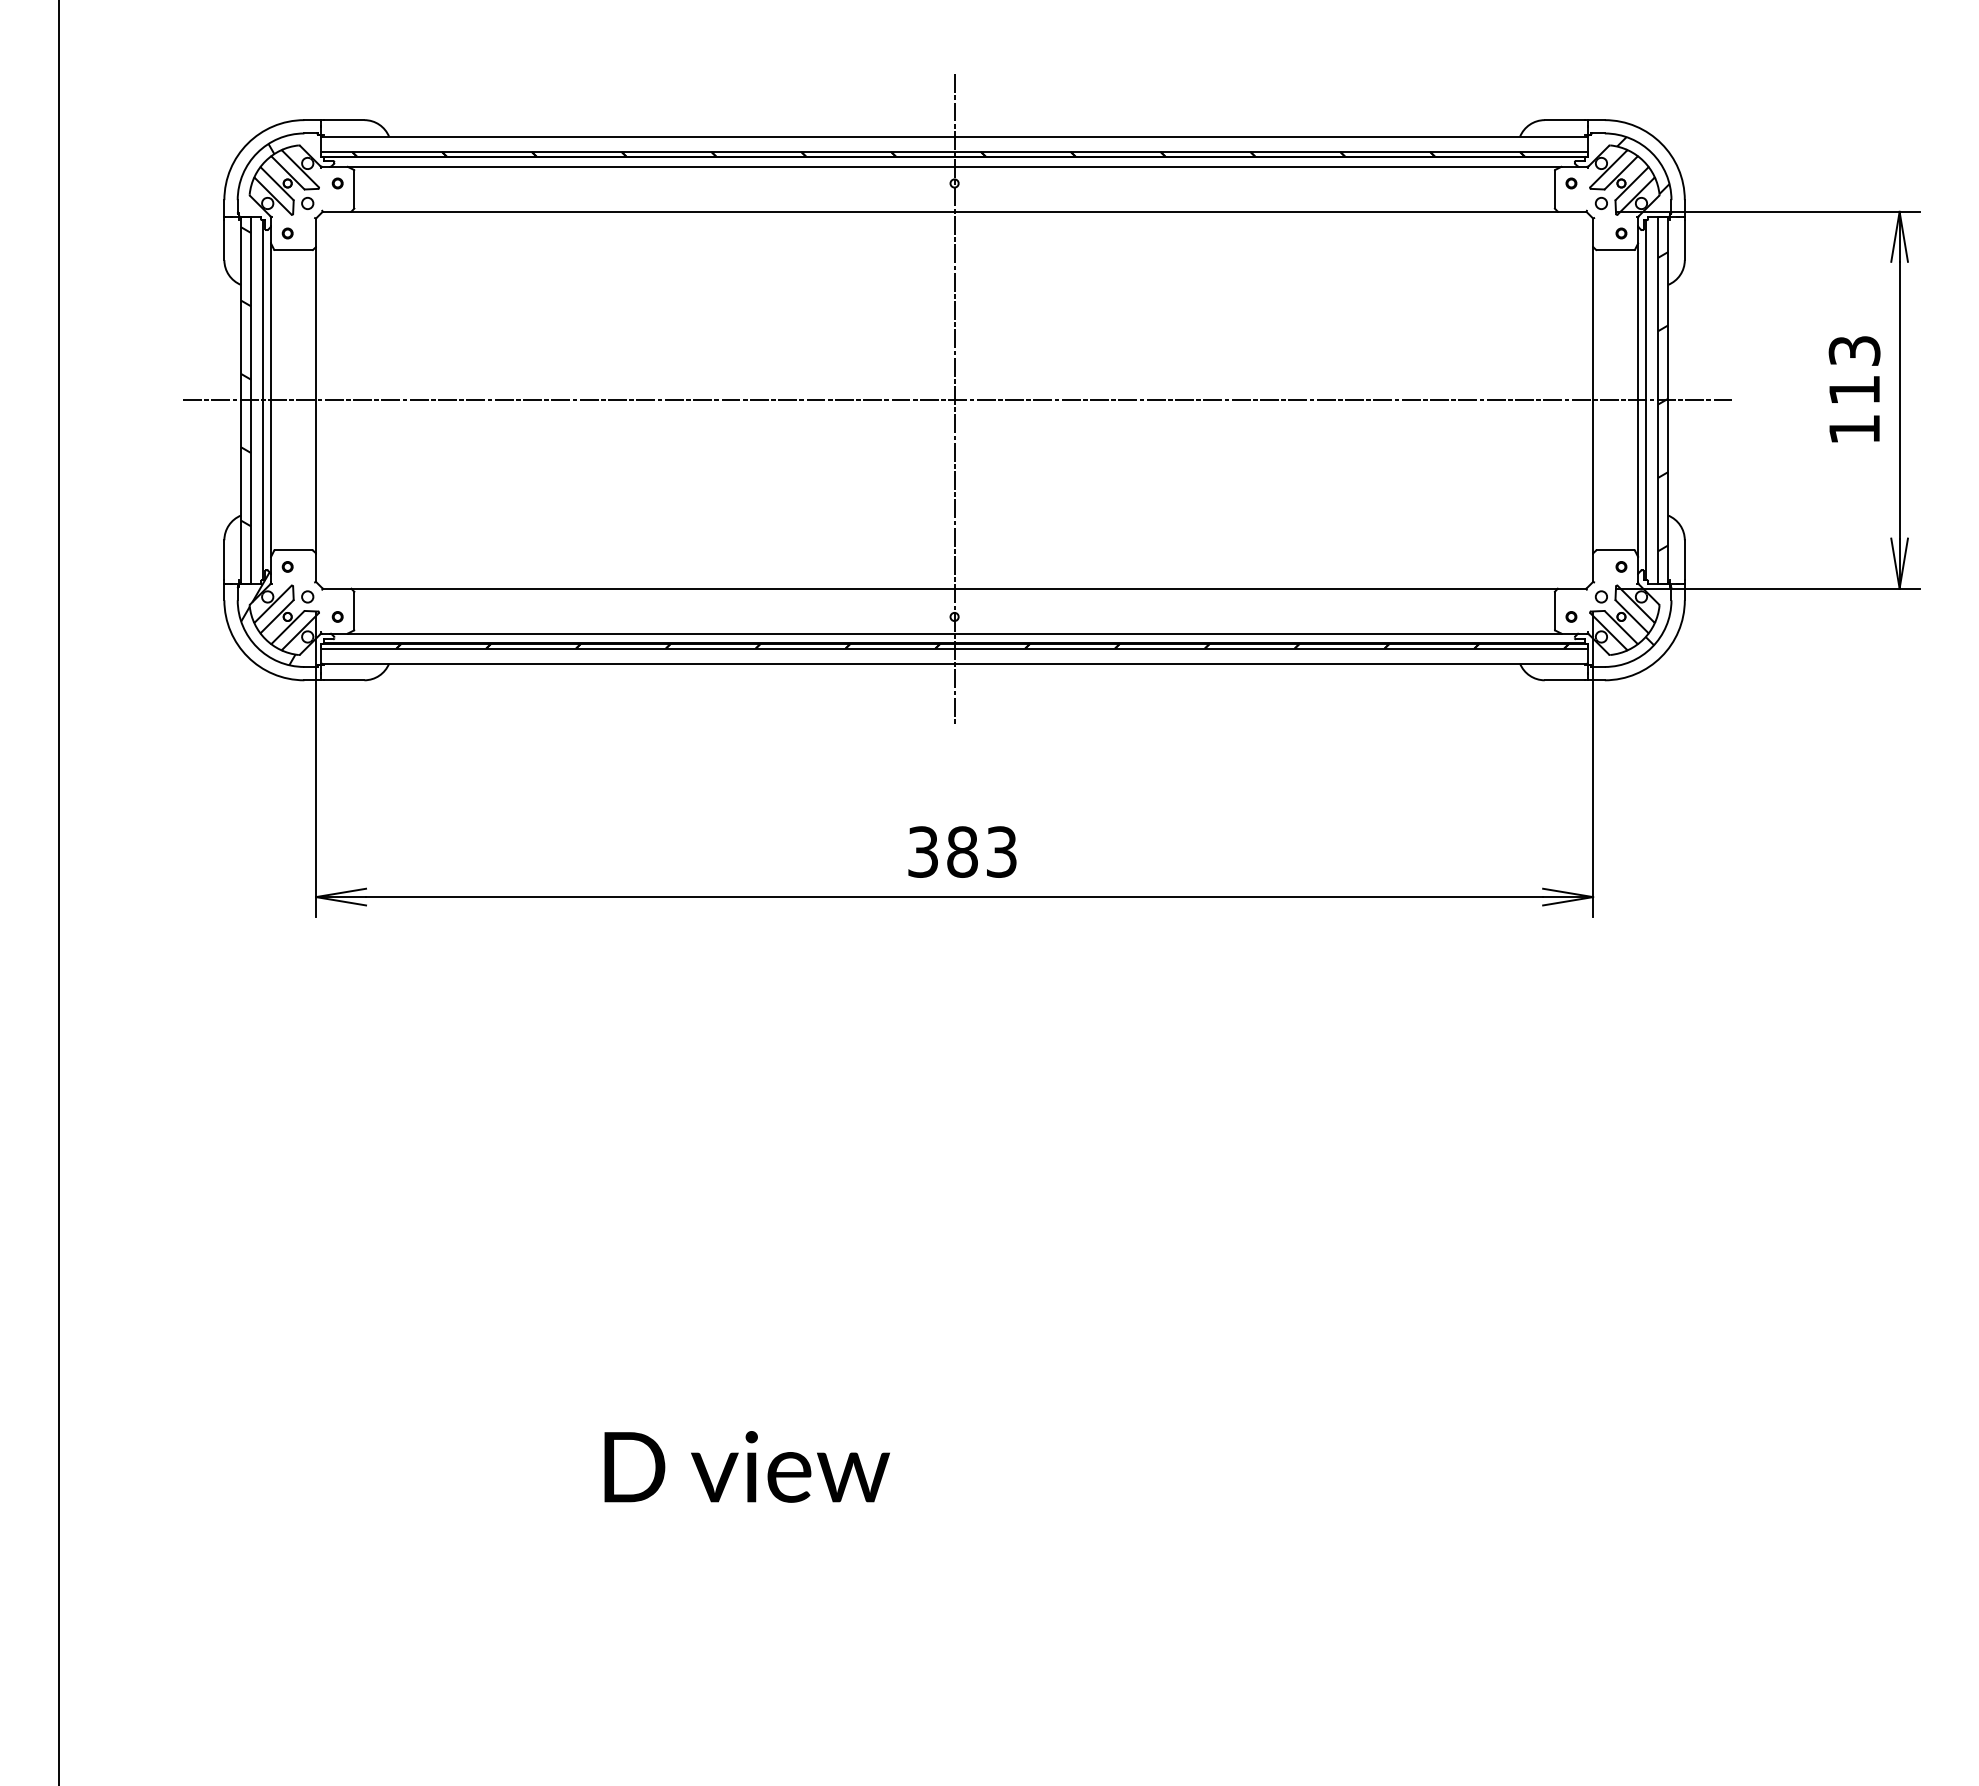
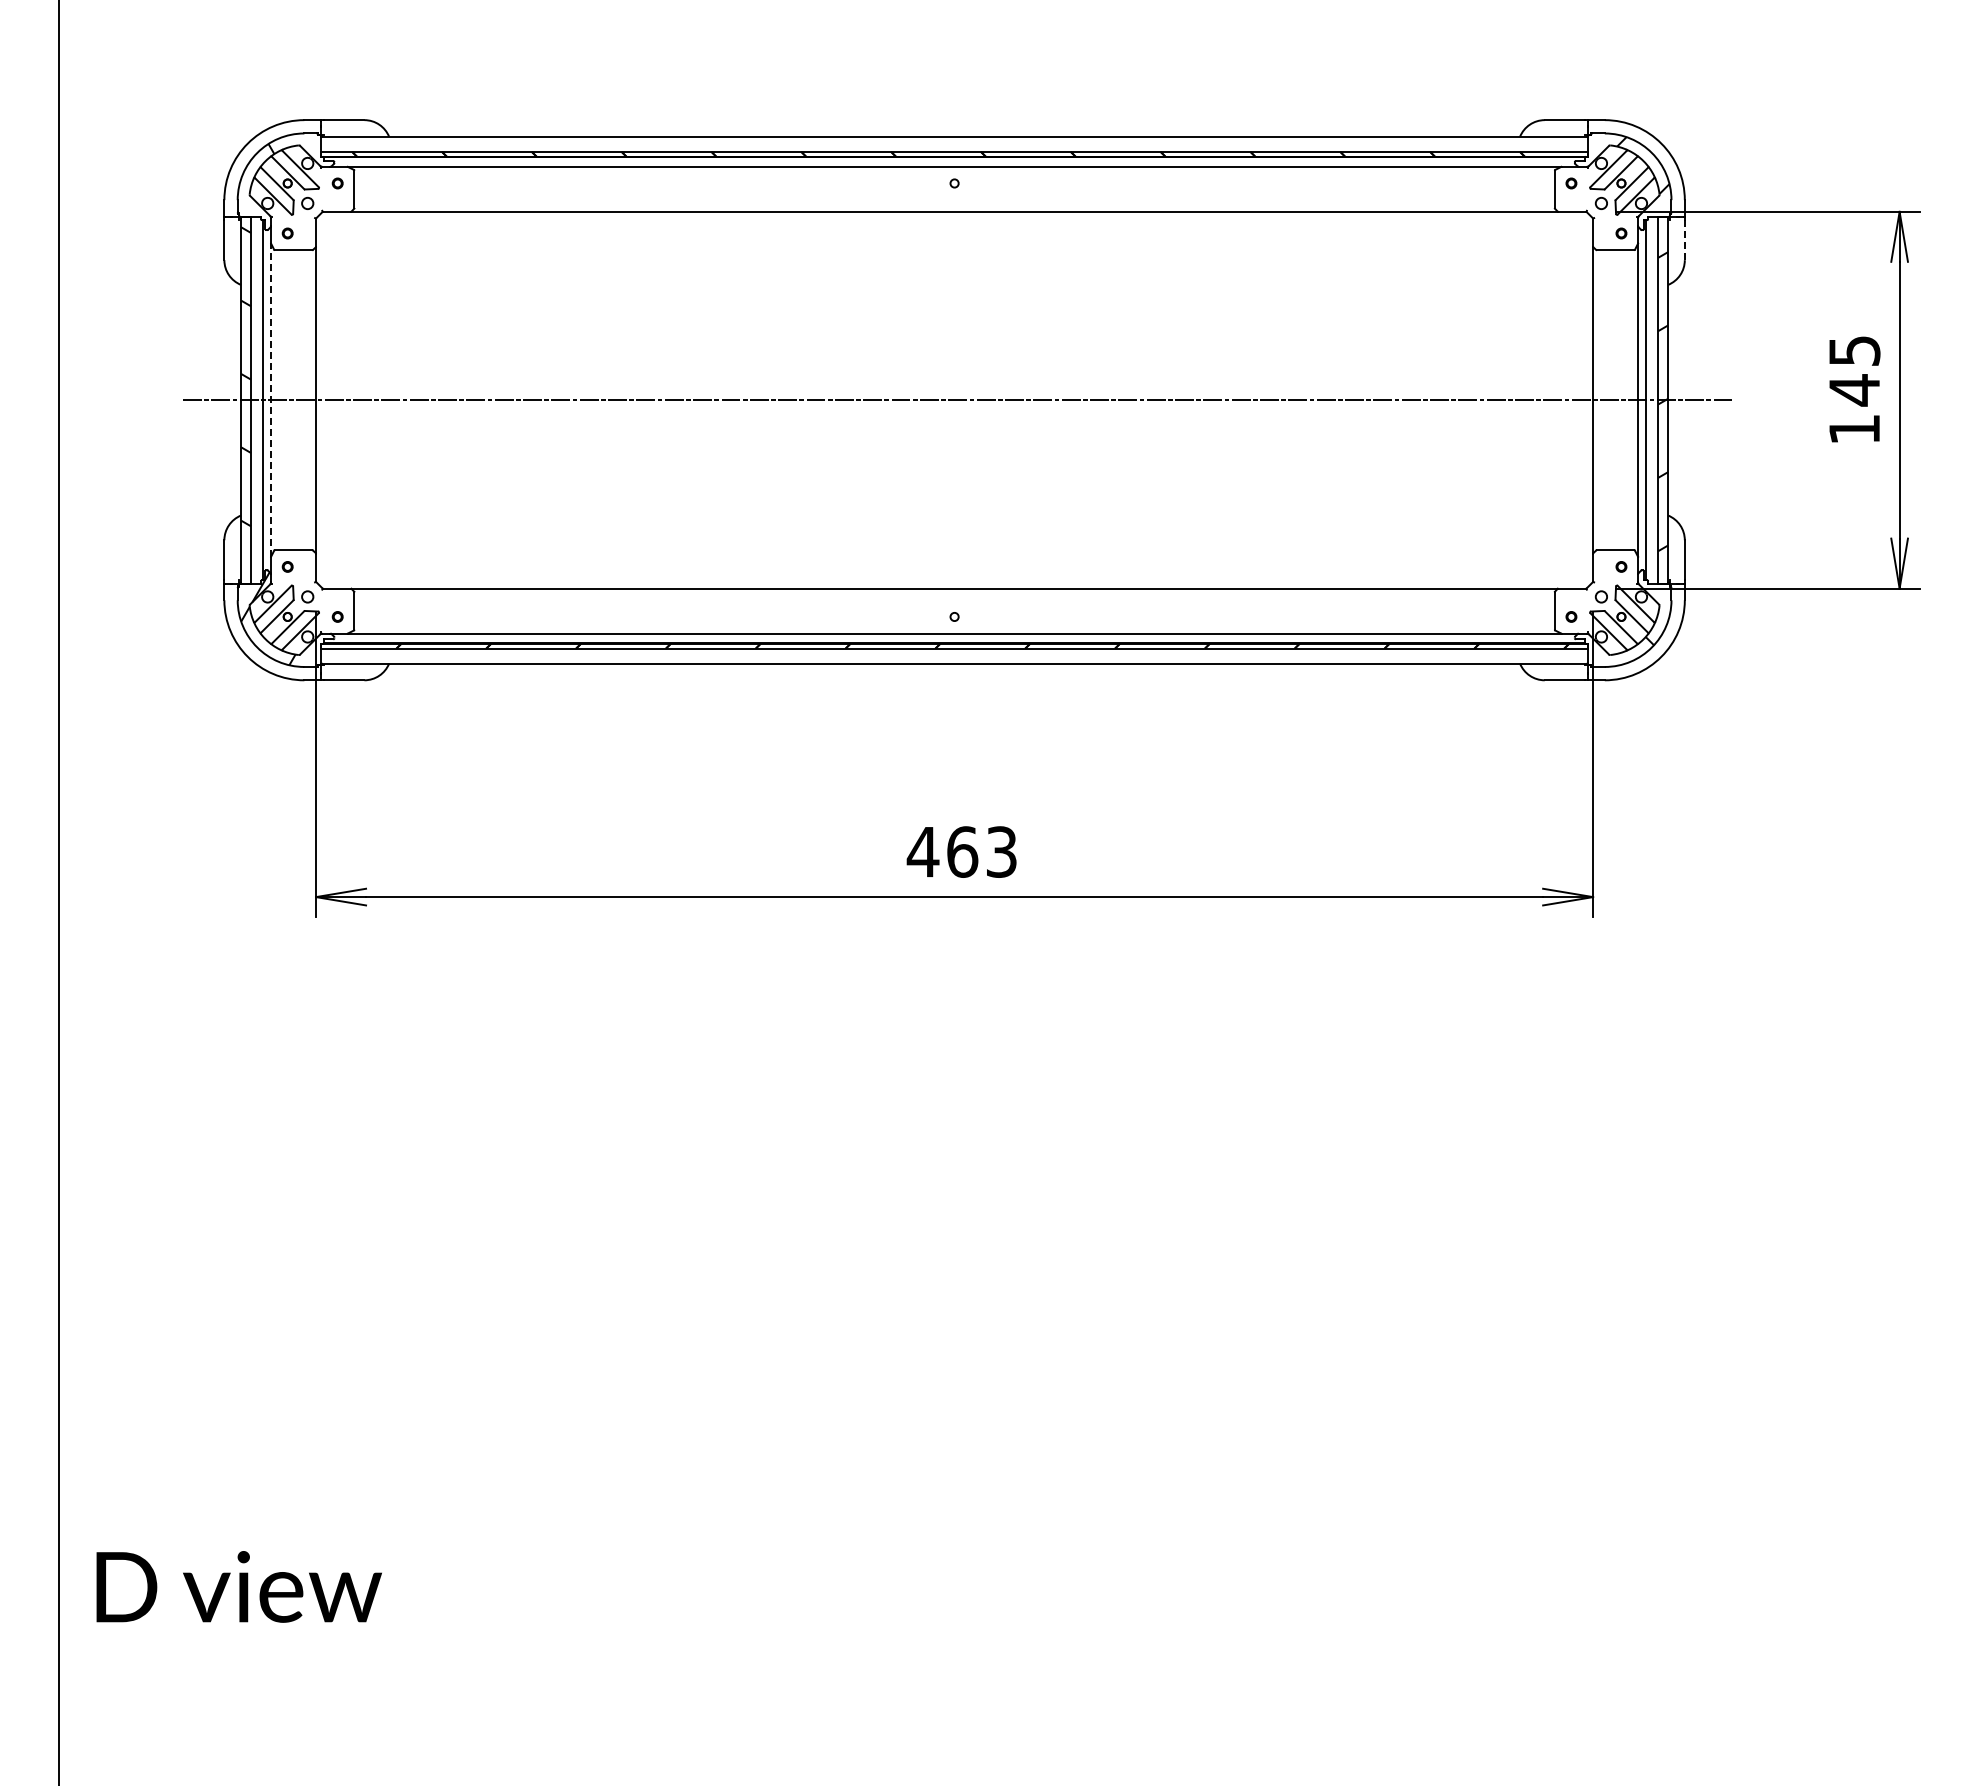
line: solid -> dashed (1684, 240)
text: 113 -> 145 (1853, 371)
line: present -> none (954, 399)
line: solid -> dashed (271, 400)
text: 383 -> 463 (942, 851)
text position: (746, 1466) -> (238, 1586) (238, 1586)
